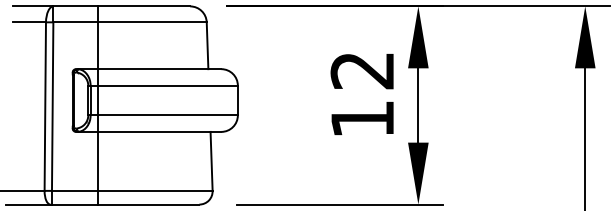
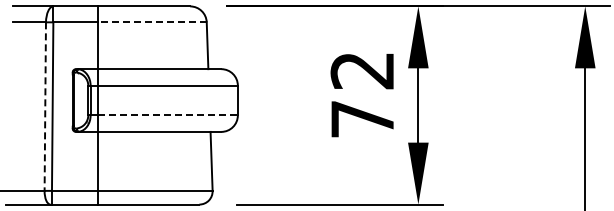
line: solid -> dashed (152, 22)
line: solid -> dashed (45, 107)
line: solid -> dashed (168, 115)
text: 12 -> 72 (362, 119)
